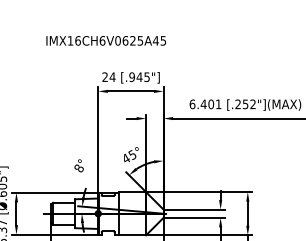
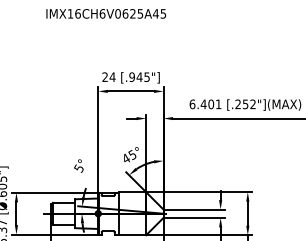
text position: (106, 40) -> (106, 13) (106, 13)
text: 8° -> 5° (78, 168)
